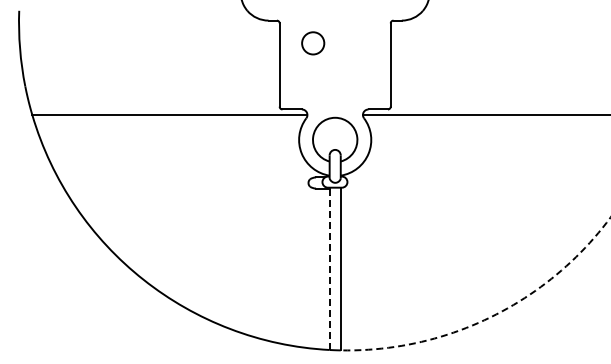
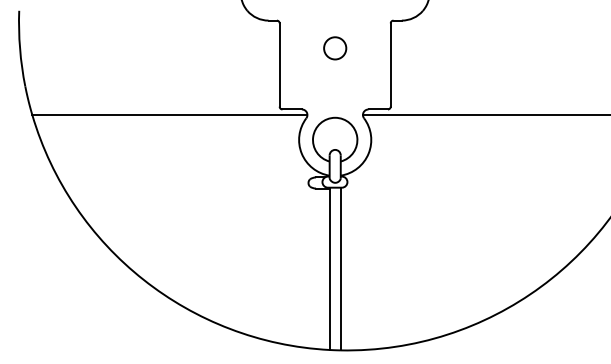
circle position: (313, 43) -> (335, 48) (335, 48)
line: dashed -> solid (329, 268)
arc: dashed -> solid (493, 315)
